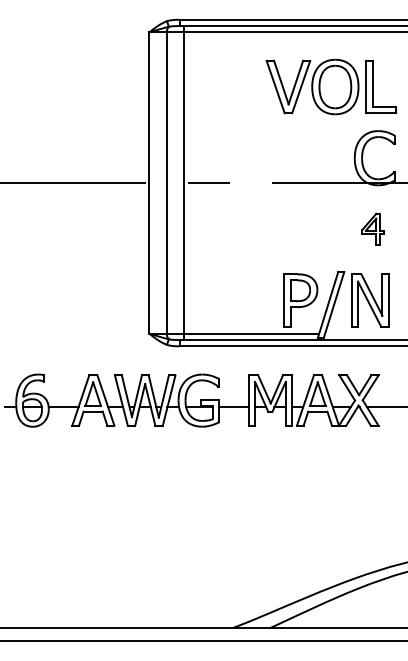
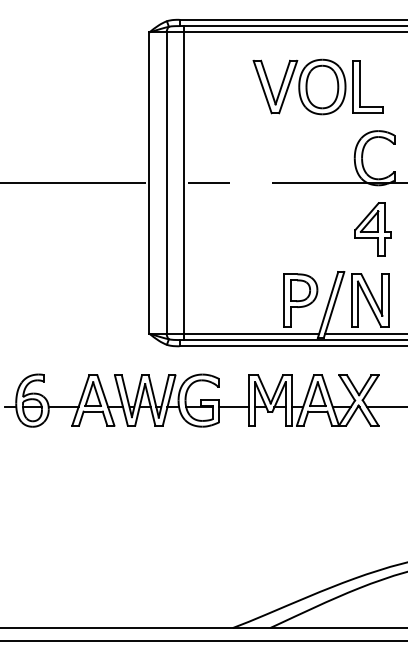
part position: (330, 86) -> (317, 86) (317, 86)
part size: 24x34 px -> 38x55 px (372, 229)
line: none -> present (364, 333)
